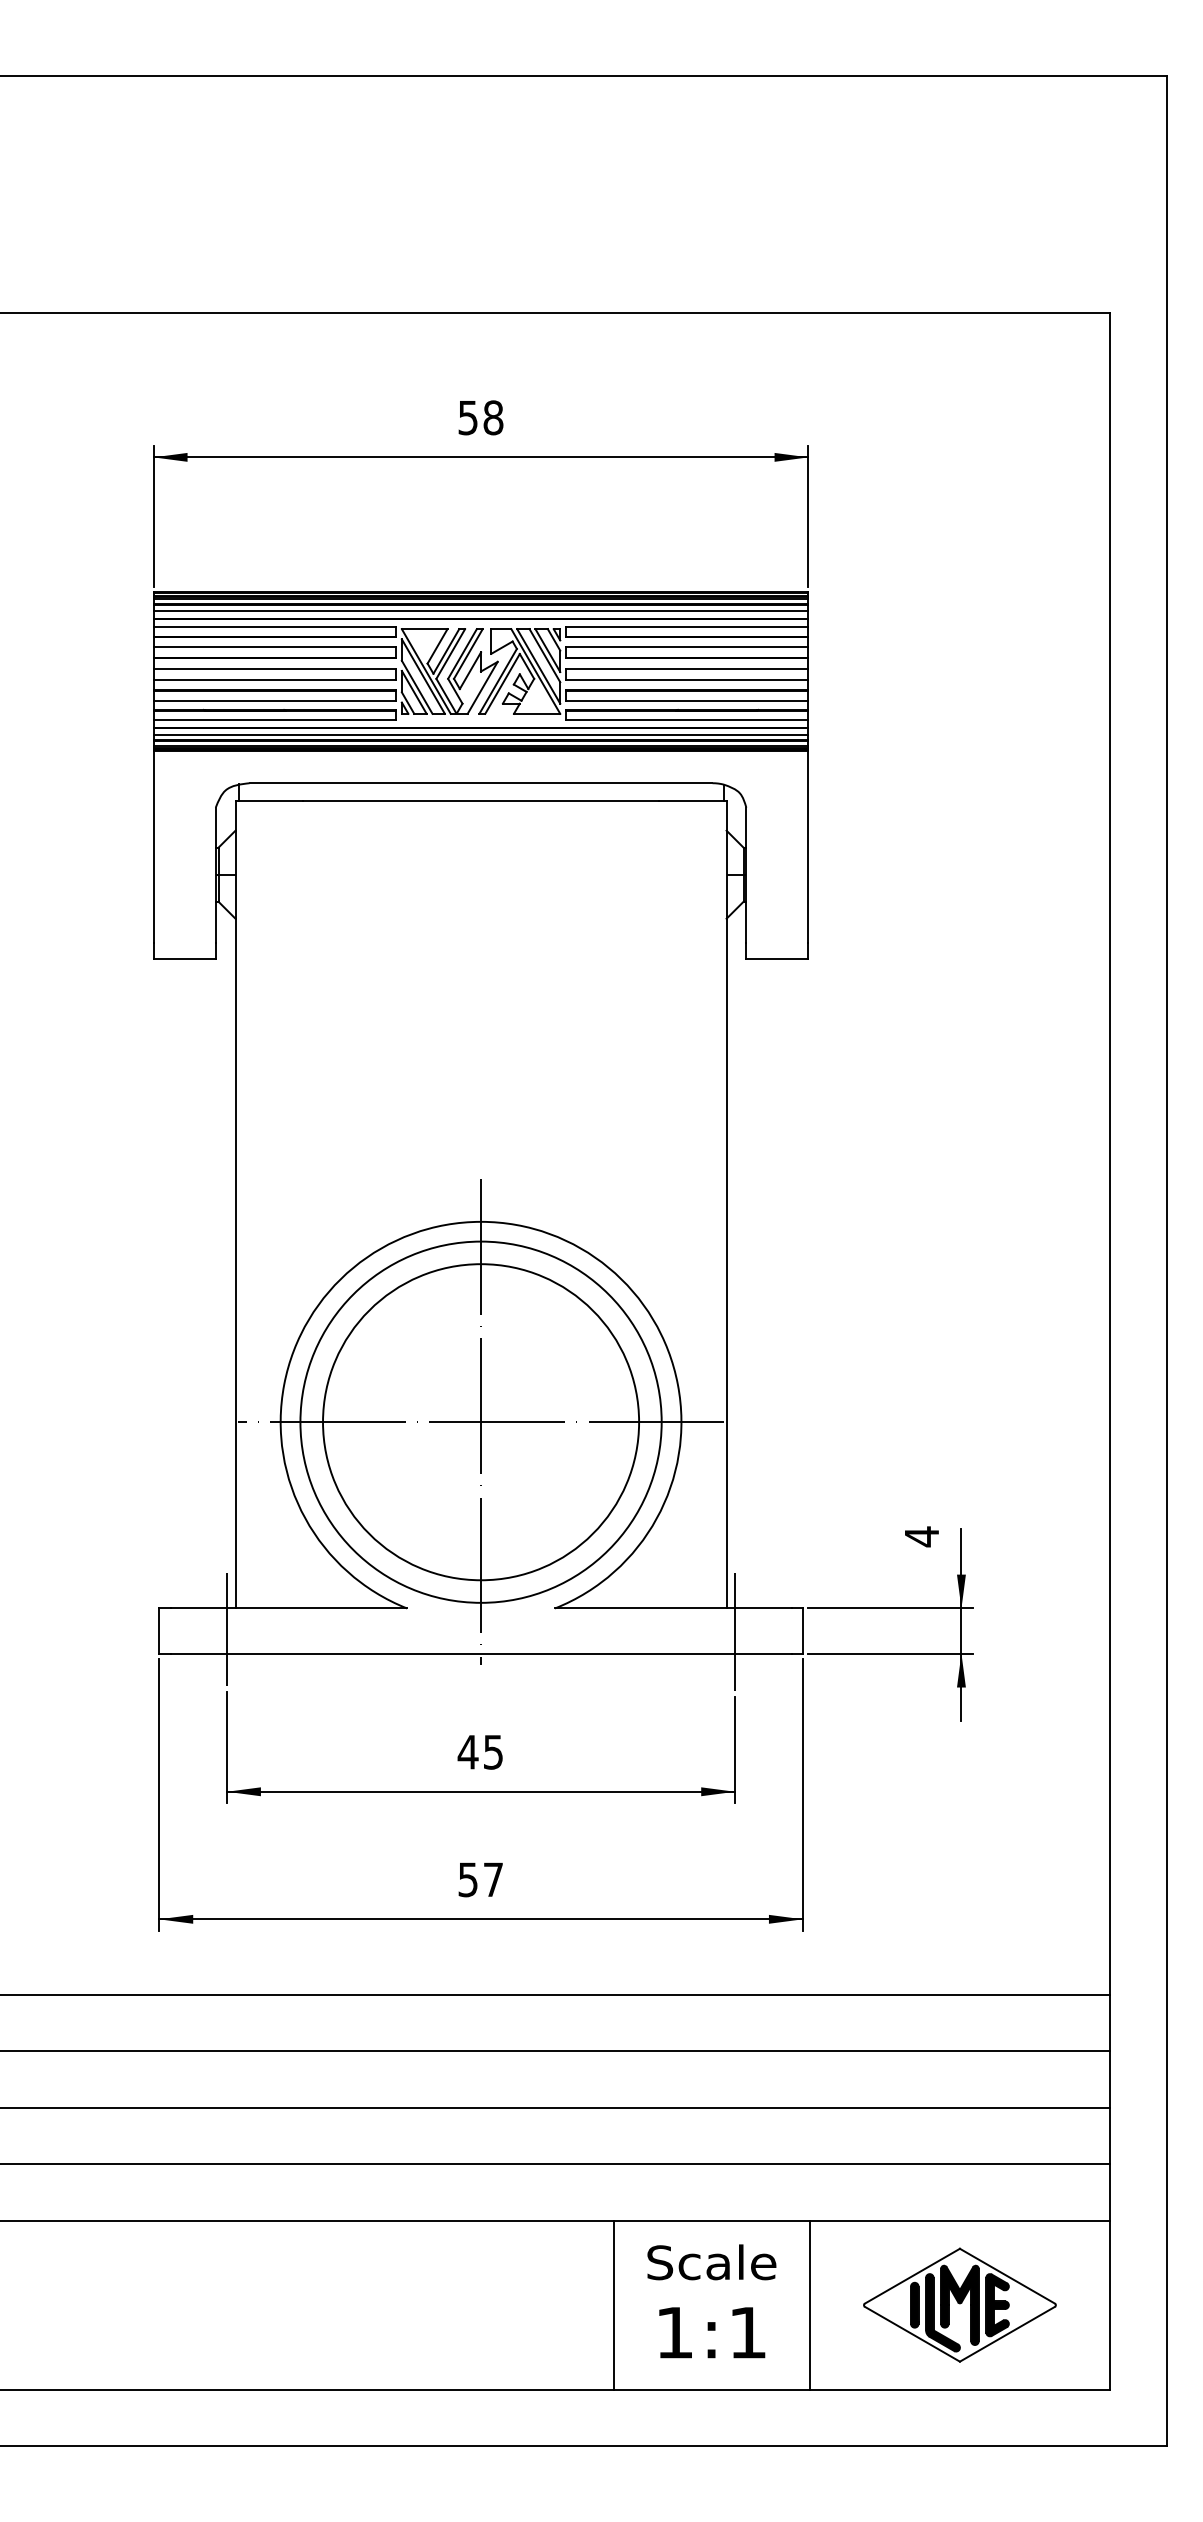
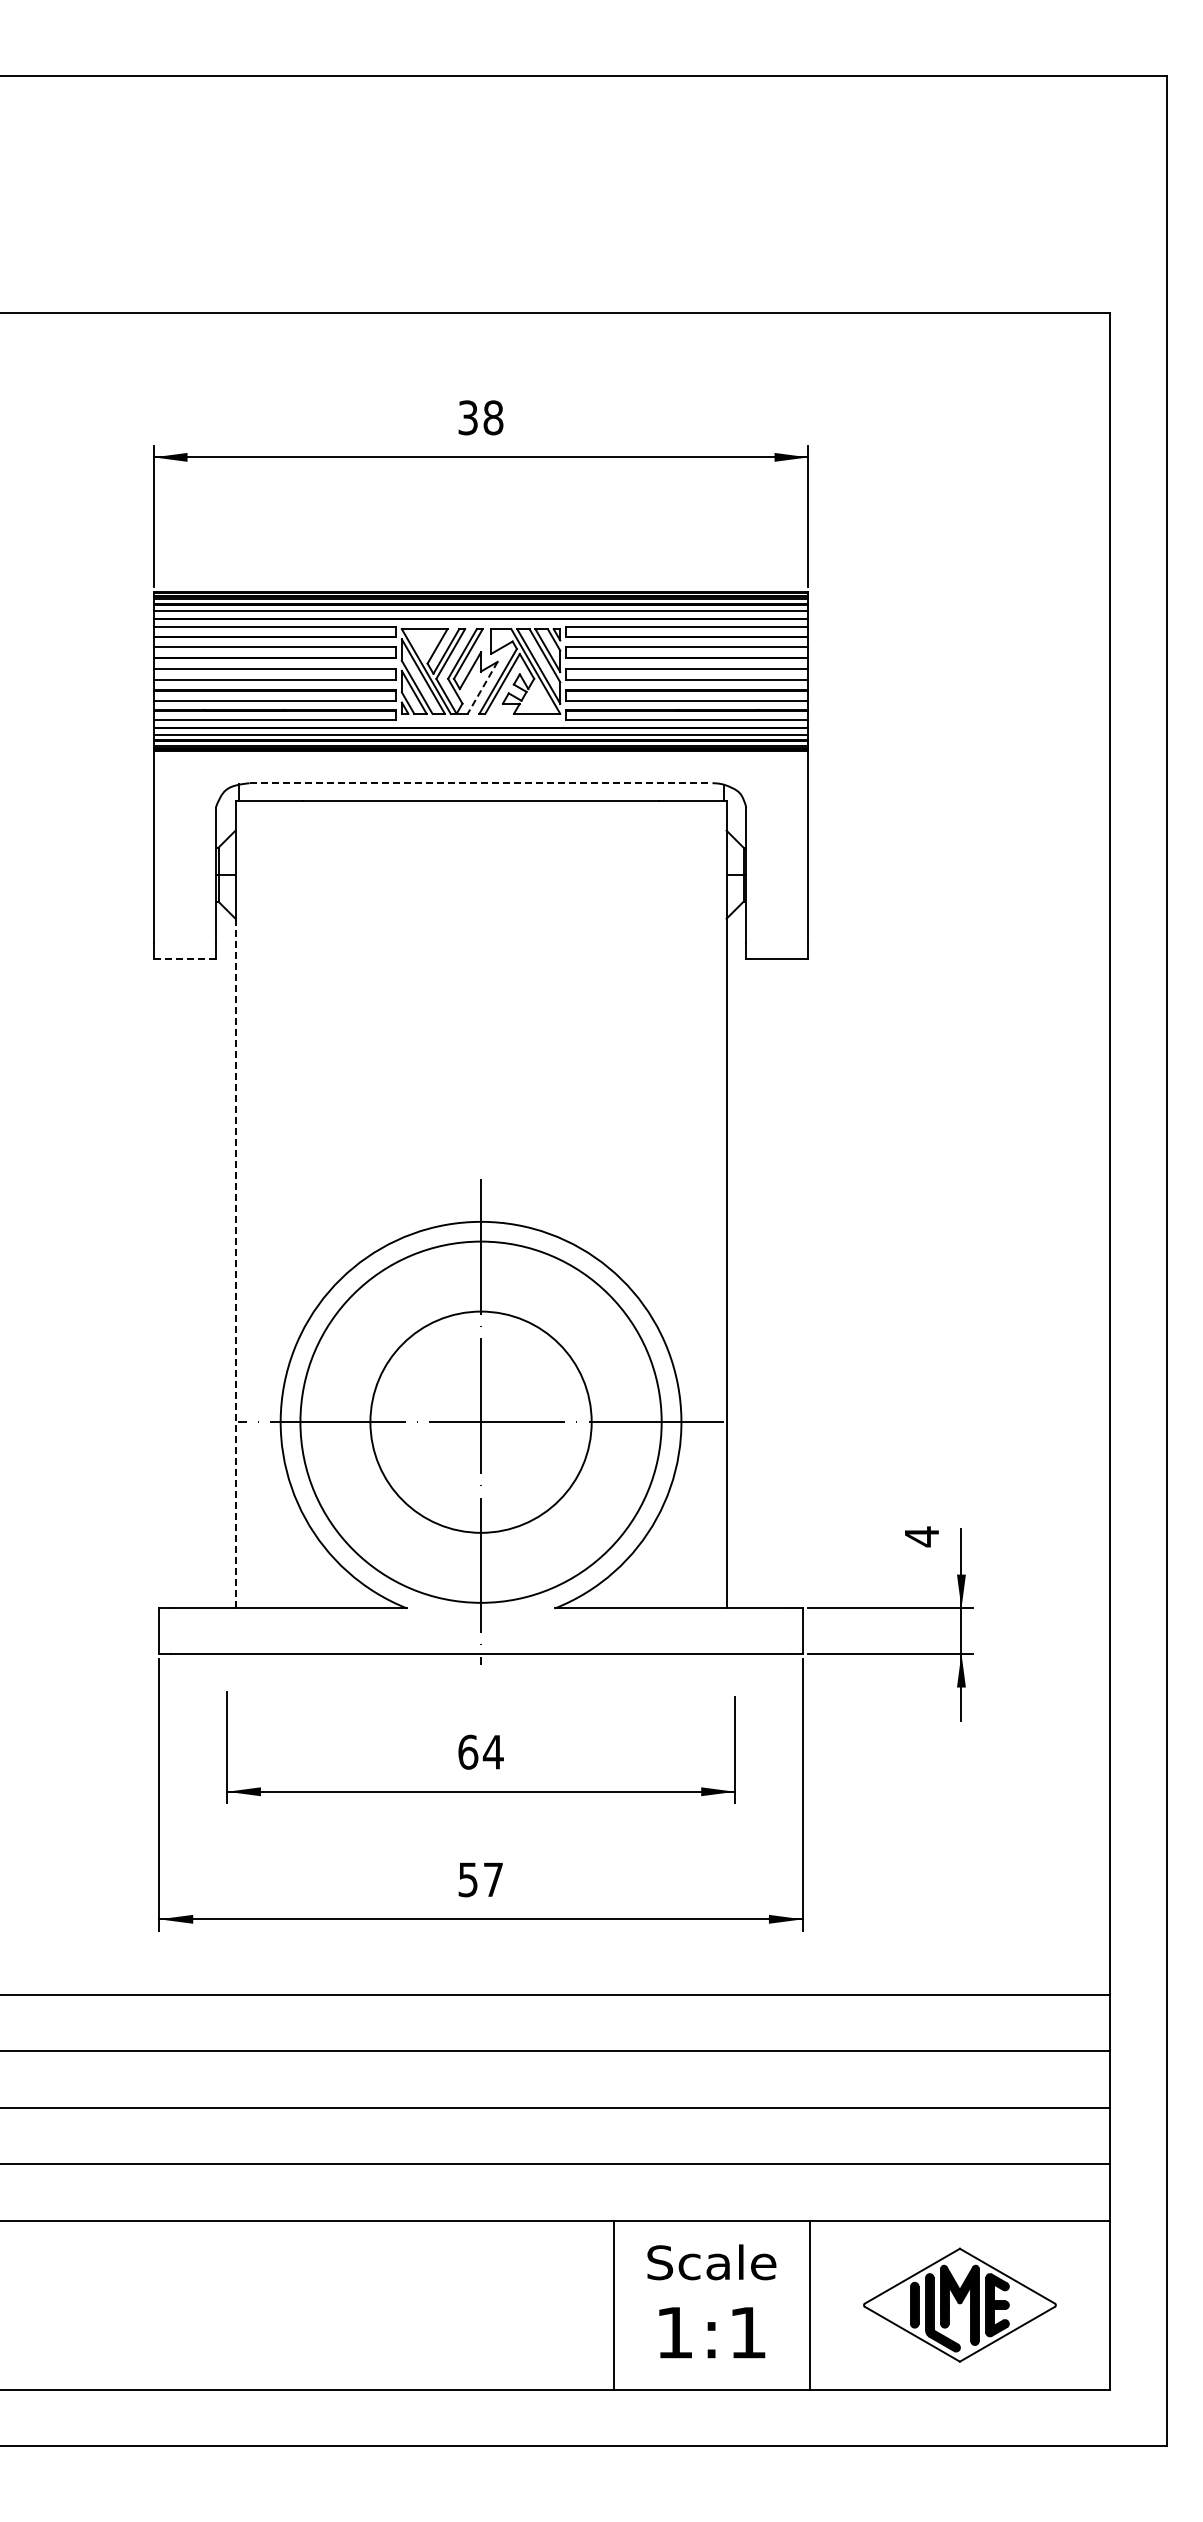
text: 58 -> 38 (468, 417)
line: solid -> dashed (482, 687)
line: solid -> dashed (481, 783)
line: solid -> dashed (185, 959)
line: solid -> dashed (235, 1263)
circle diameter: 316 px -> 221 px (480, 1421)
line: present -> none (227, 1629)
line: present -> none (735, 1631)
text: 45 -> 64 (480, 1751)
